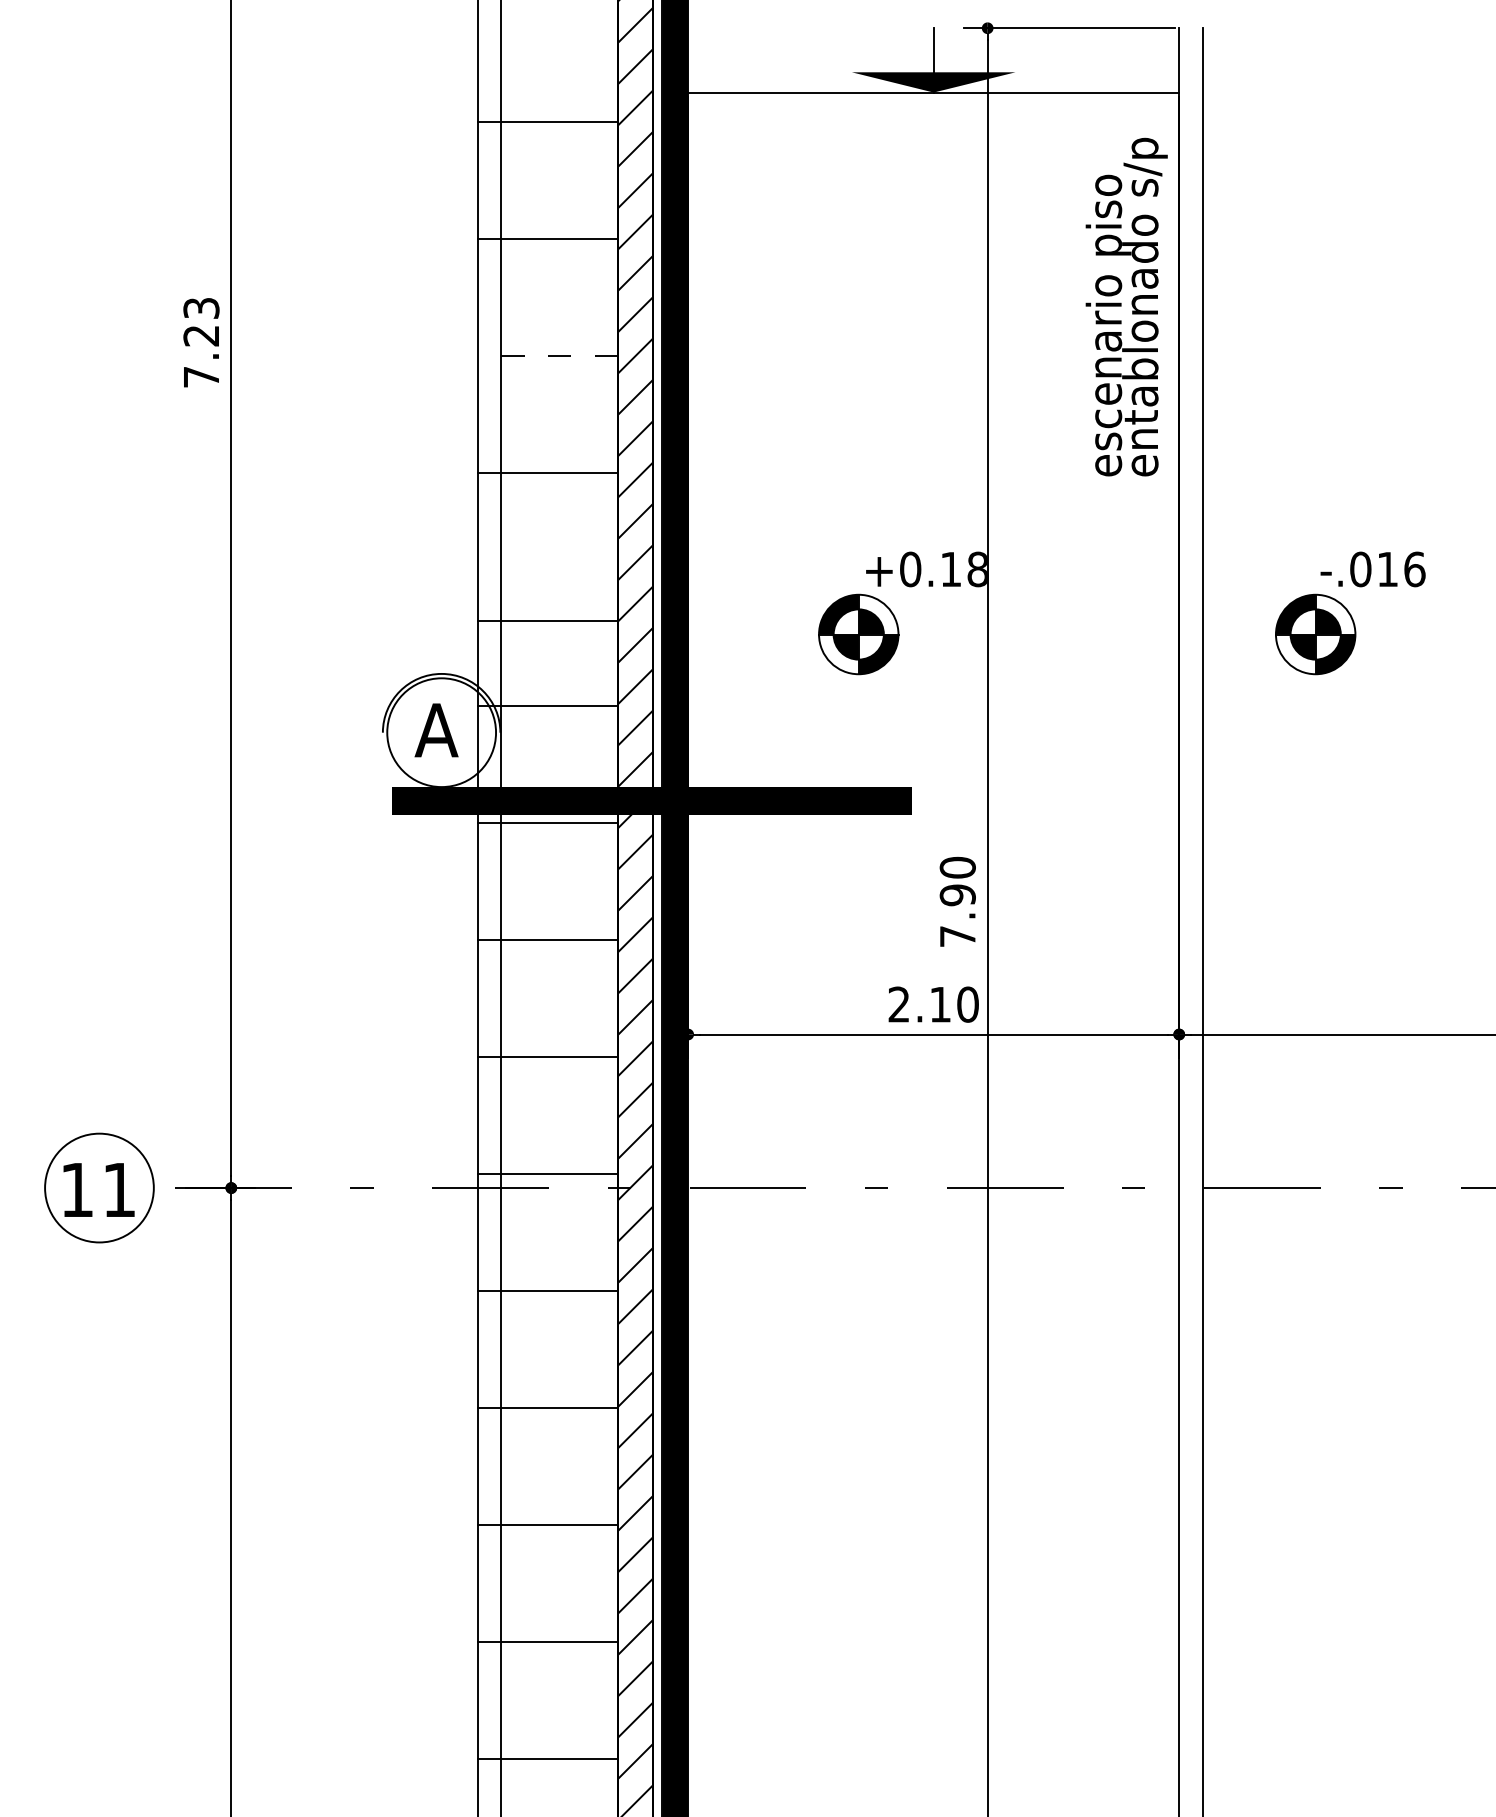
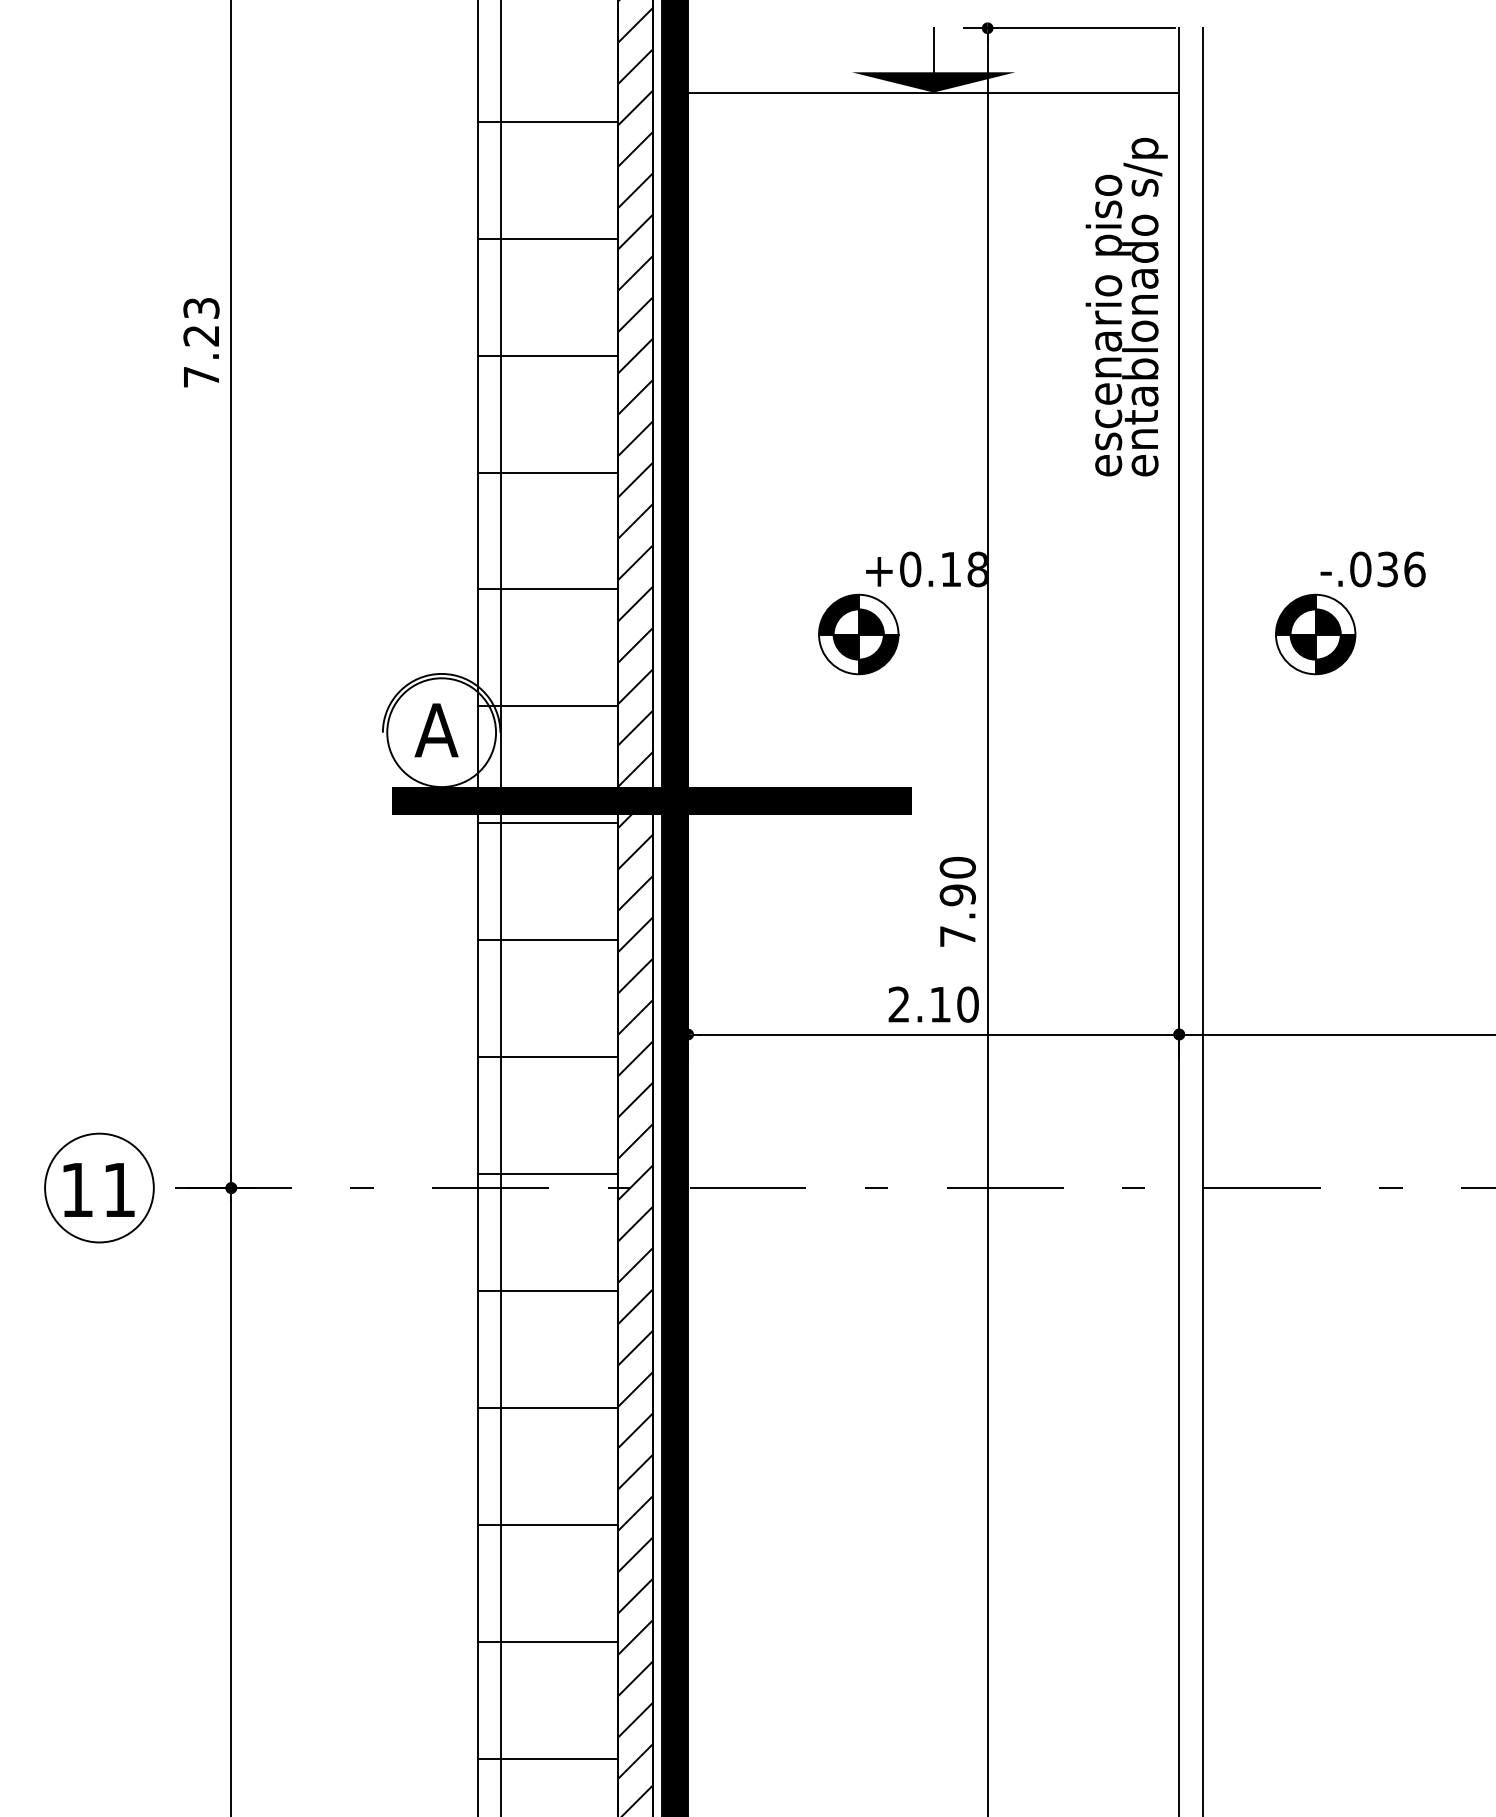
line: dashed -> solid (547, 355)
text: -.016 -> -.036 (1387, 569)
line position: (547, 621) -> (547, 589) (547, 589)
